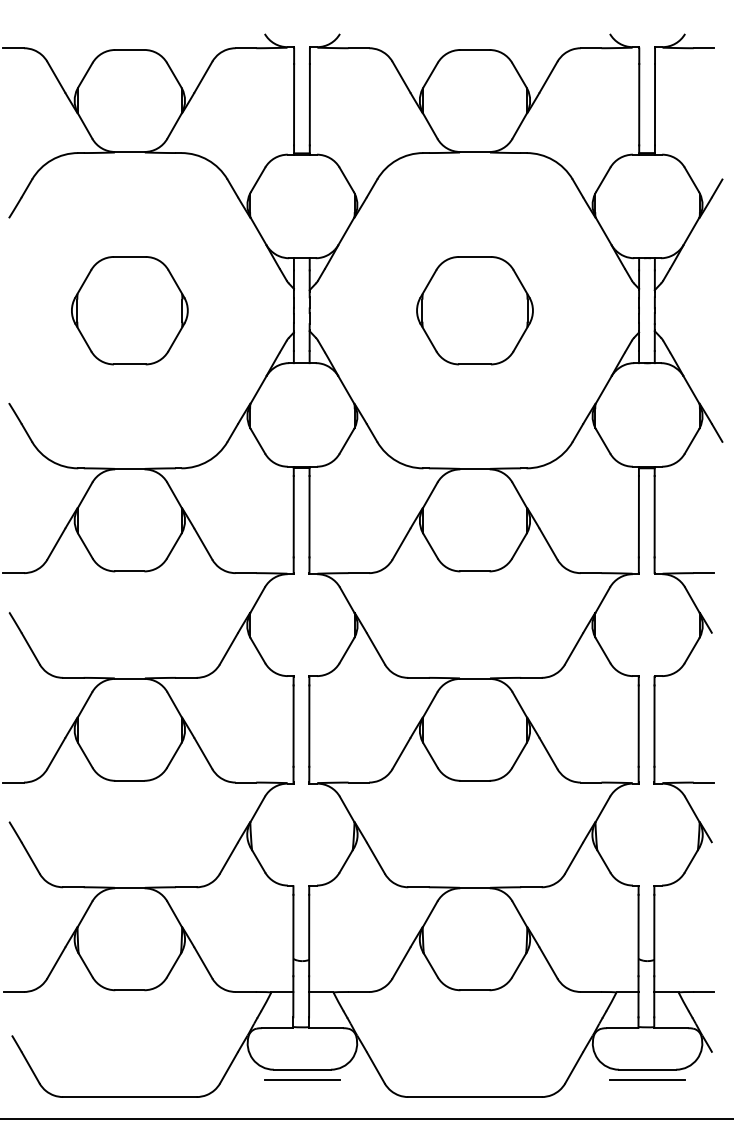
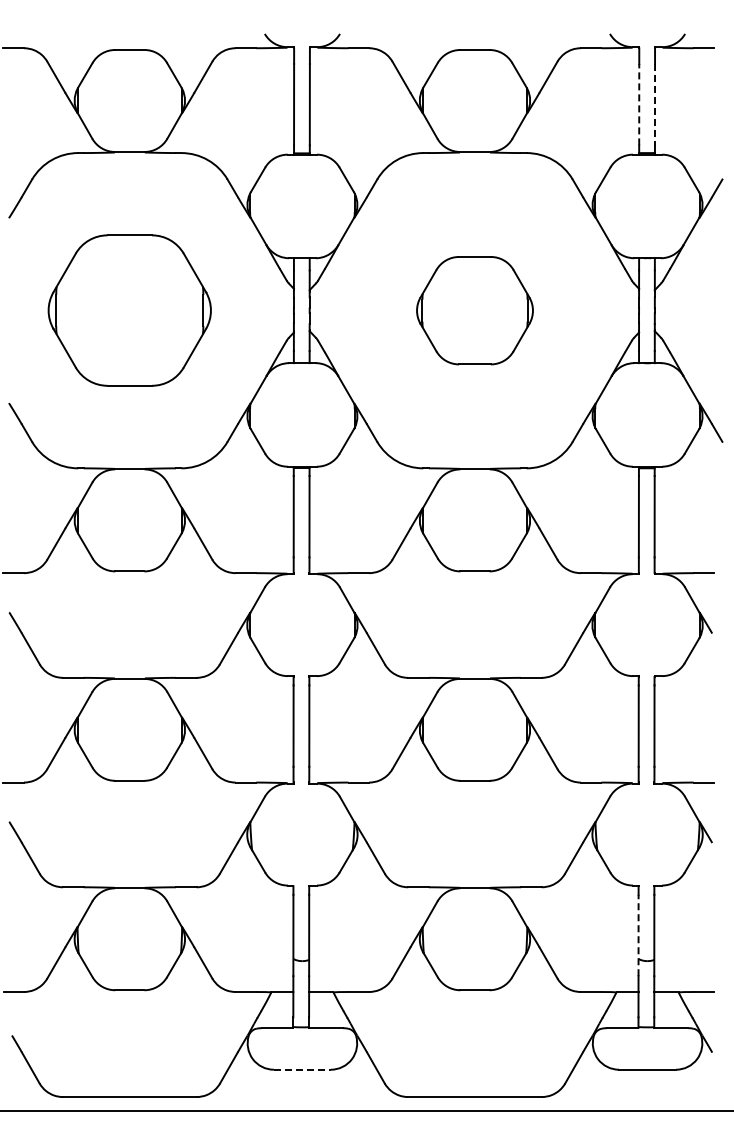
line: solid -> dashed (639, 104)
line: solid -> dashed (655, 104)
part size: 118x110 px -> 165x153 px (129, 310)
line: solid -> dashed (638, 935)
line: solid -> dashed (302, 1069)
line: present -> none (302, 1079)
line: present -> none (647, 1079)
line position: (366, 1118) -> (366, 1110) (366, 1110)
